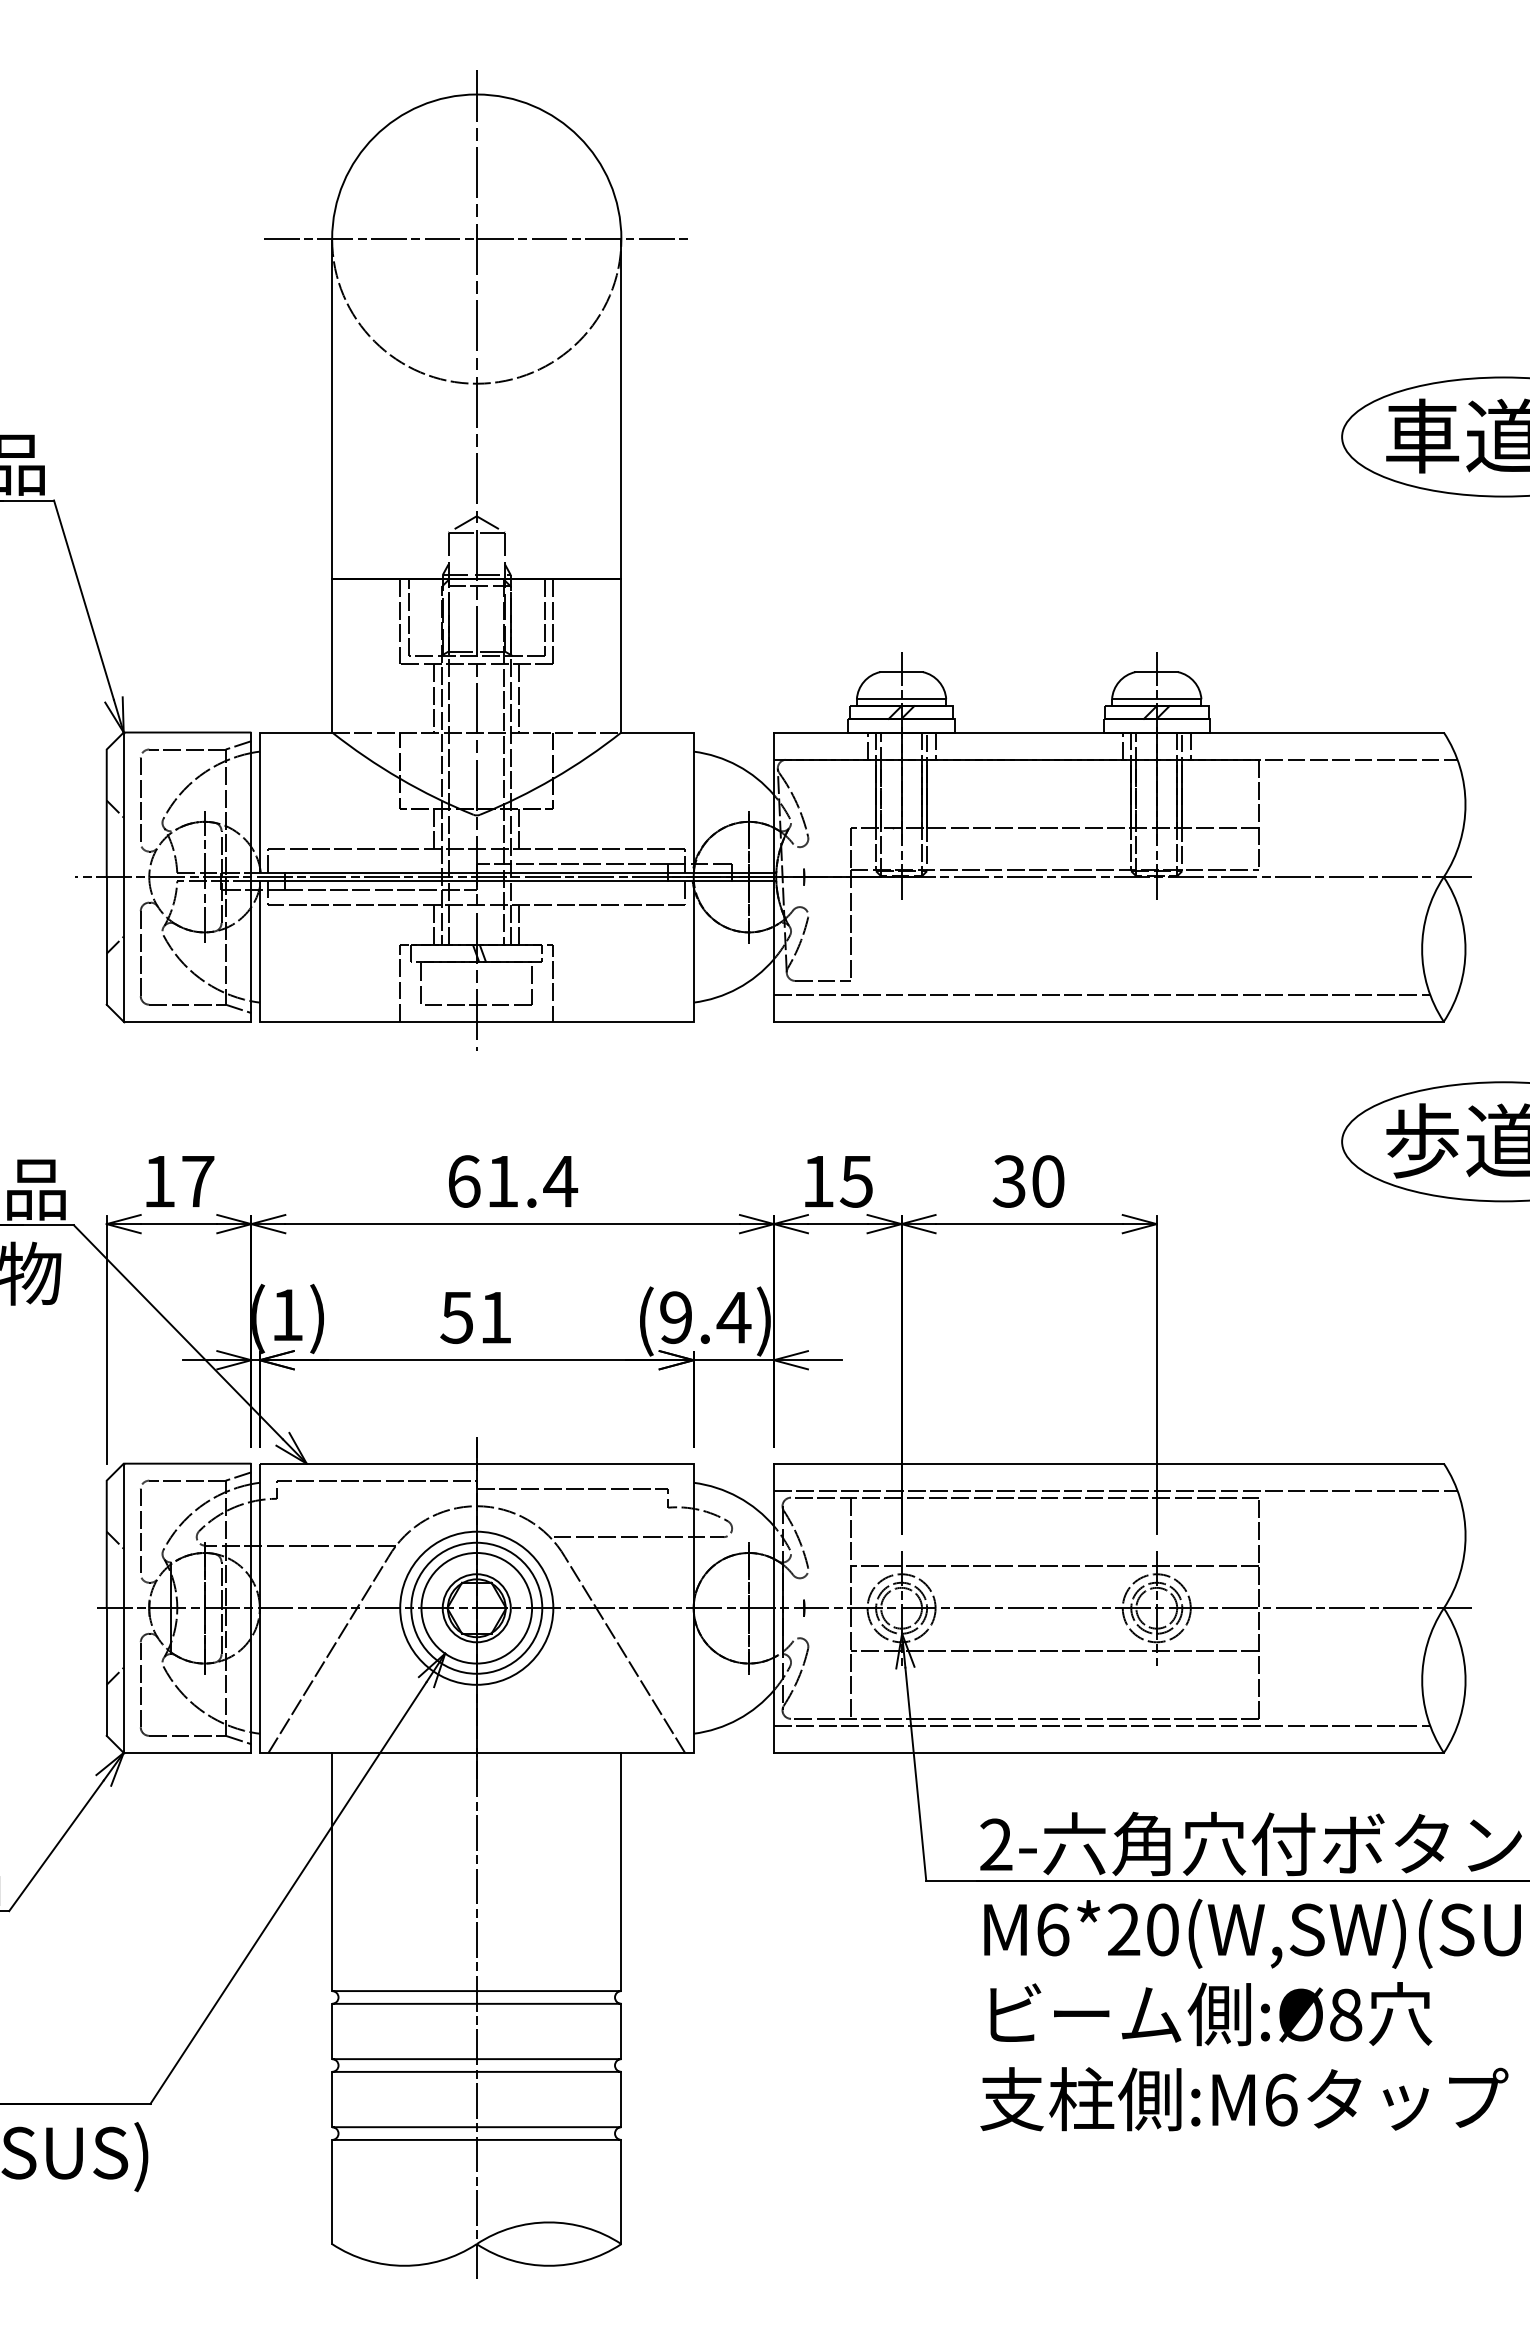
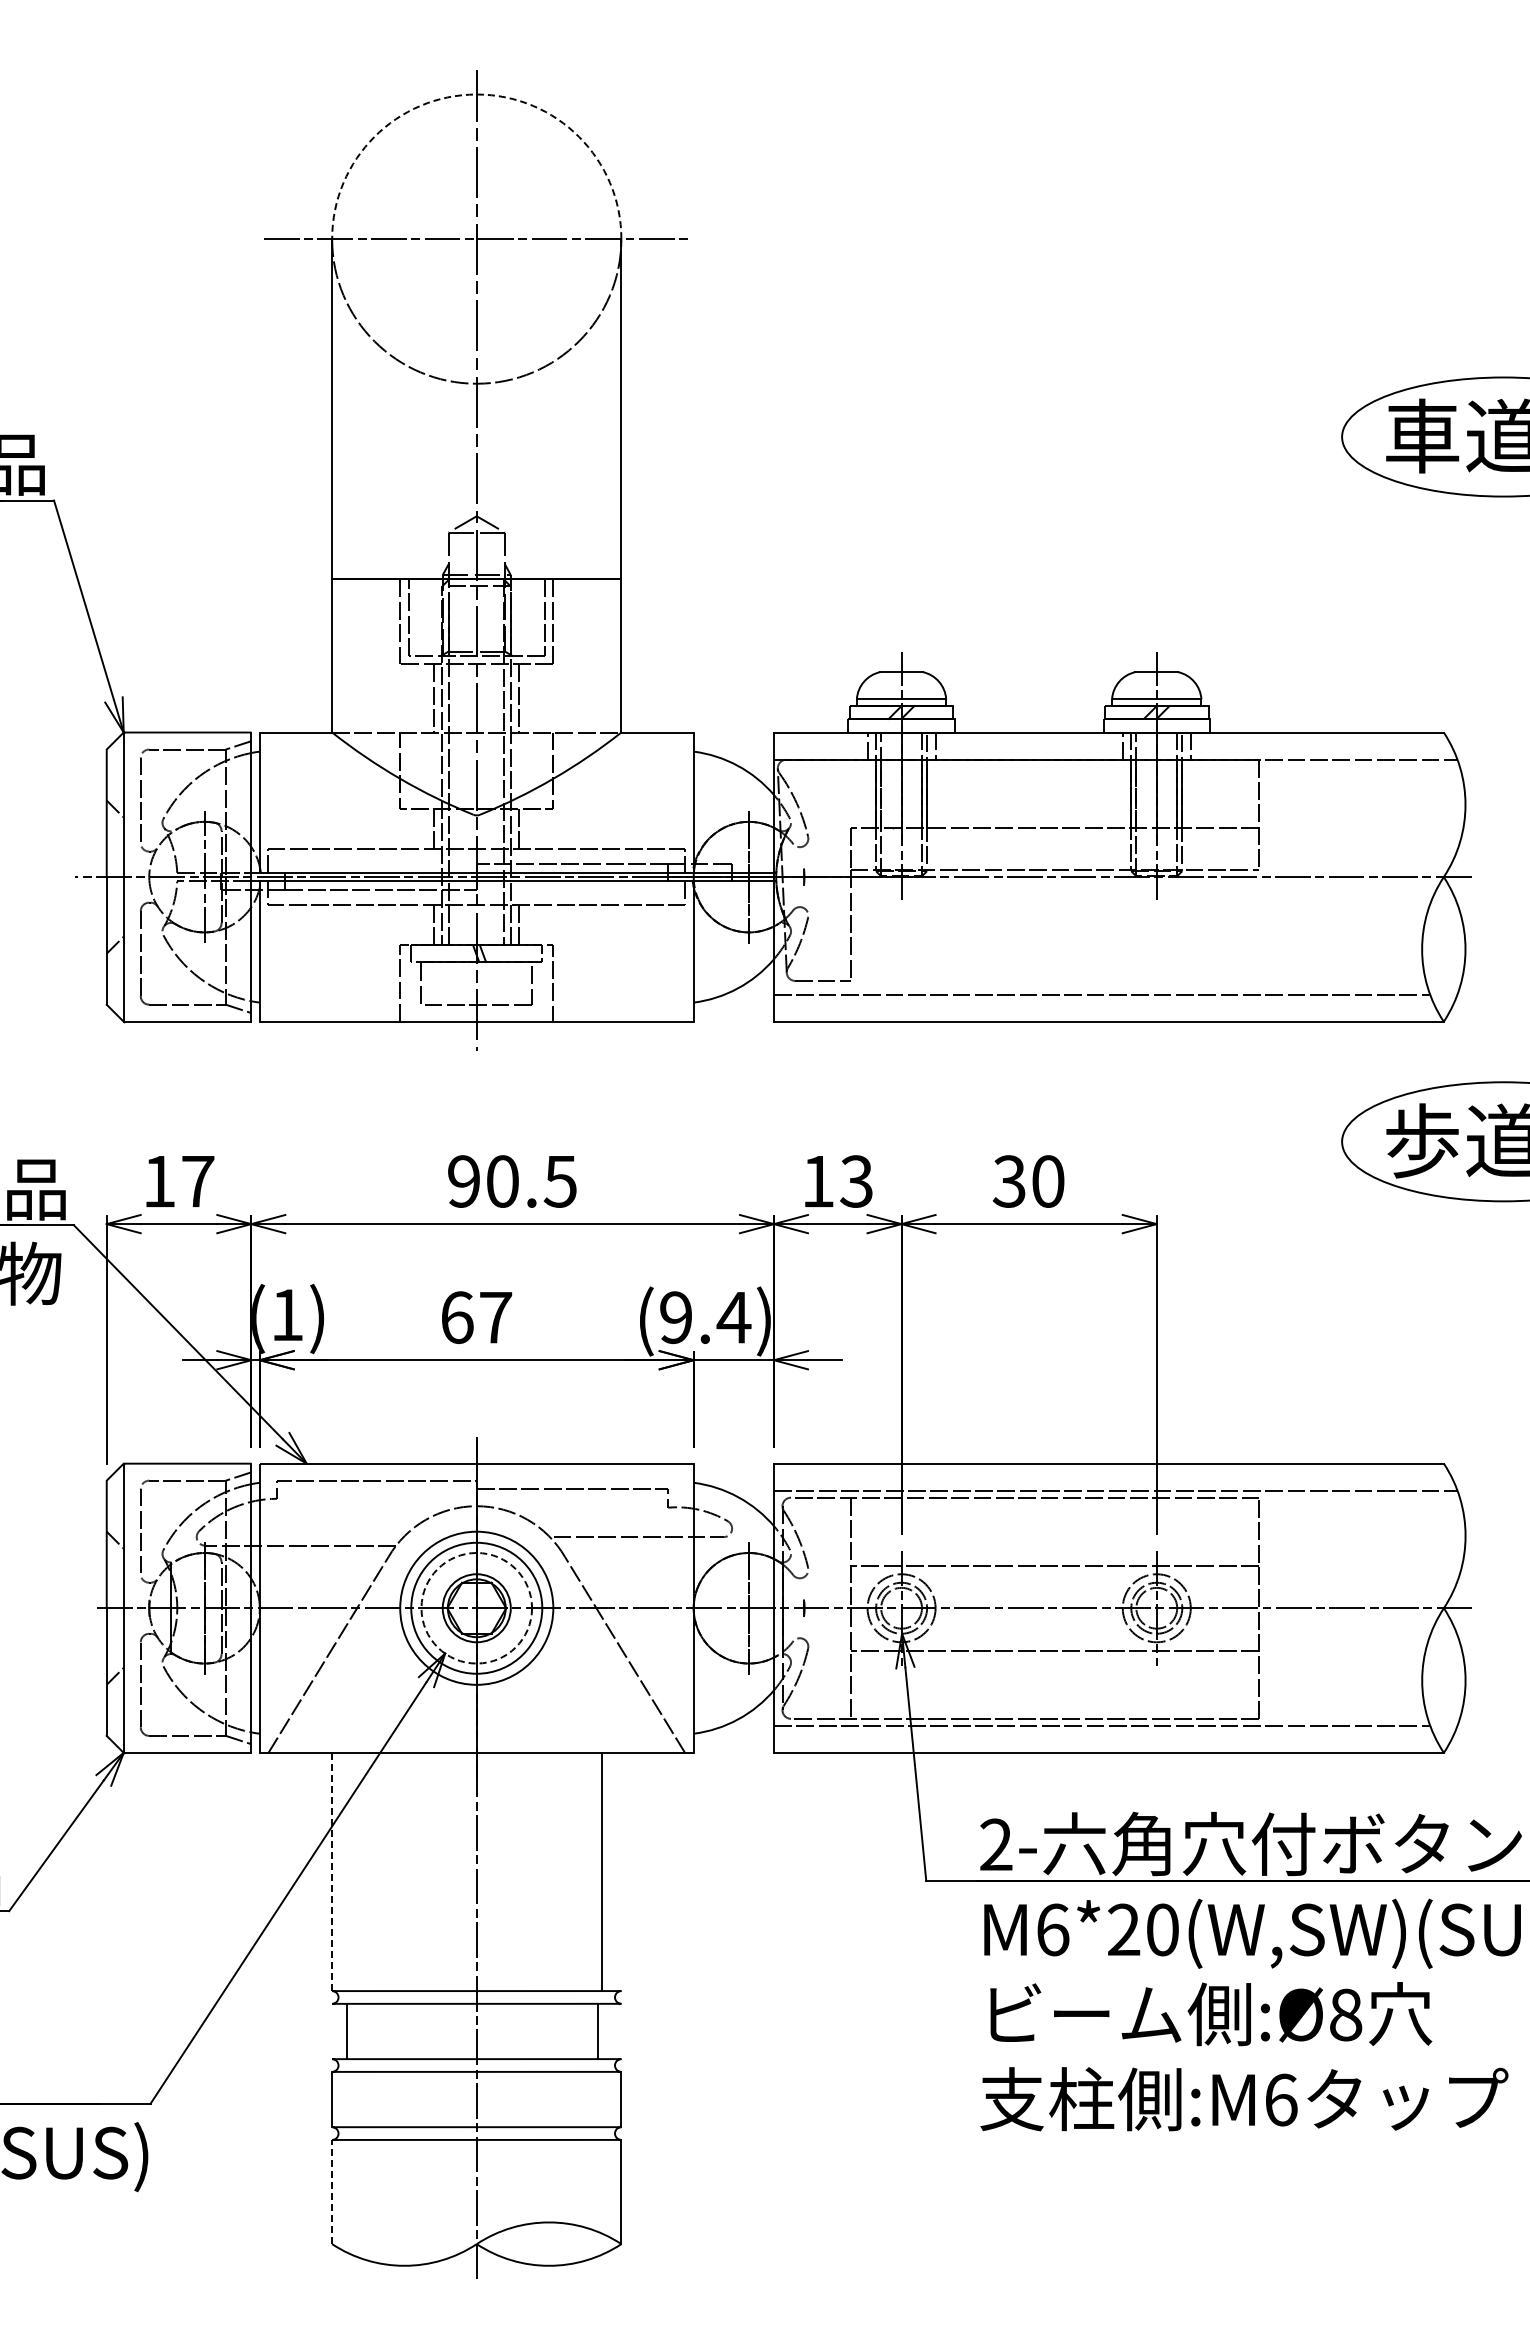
arc: solid -> dashed (476, 94)
text: 61.4 -> 90.5 (513, 1181)
text: 15 -> 13 (855, 1181)
text: 51 -> 67 (476, 1317)
circle: solid -> dashed (476, 1607)
line: solid -> dashed (332, 1871)
line position: (621, 1871) -> (602, 1871) (602, 1871)
line position: (332, 2031) -> (347, 2031) (347, 2031)
line position: (621, 2031) -> (598, 2031) (598, 2031)
line: solid -> dashed (332, 2191)
